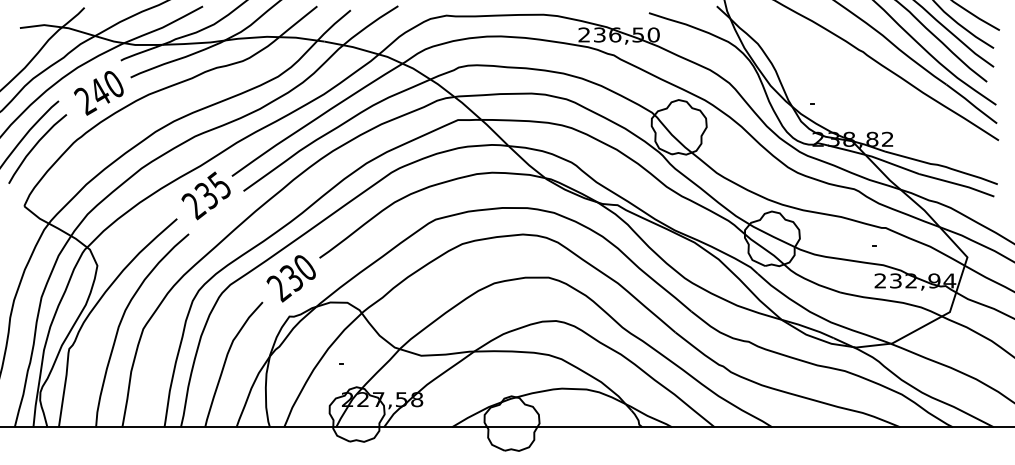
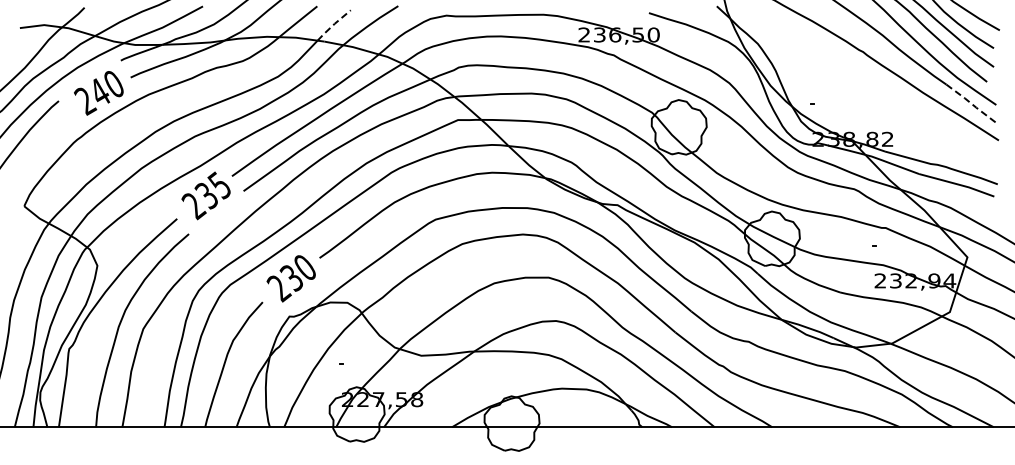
line: solid -> dashed (334, 24)
line: solid -> dashed (971, 103)
curve: present -> none (35, 146)
